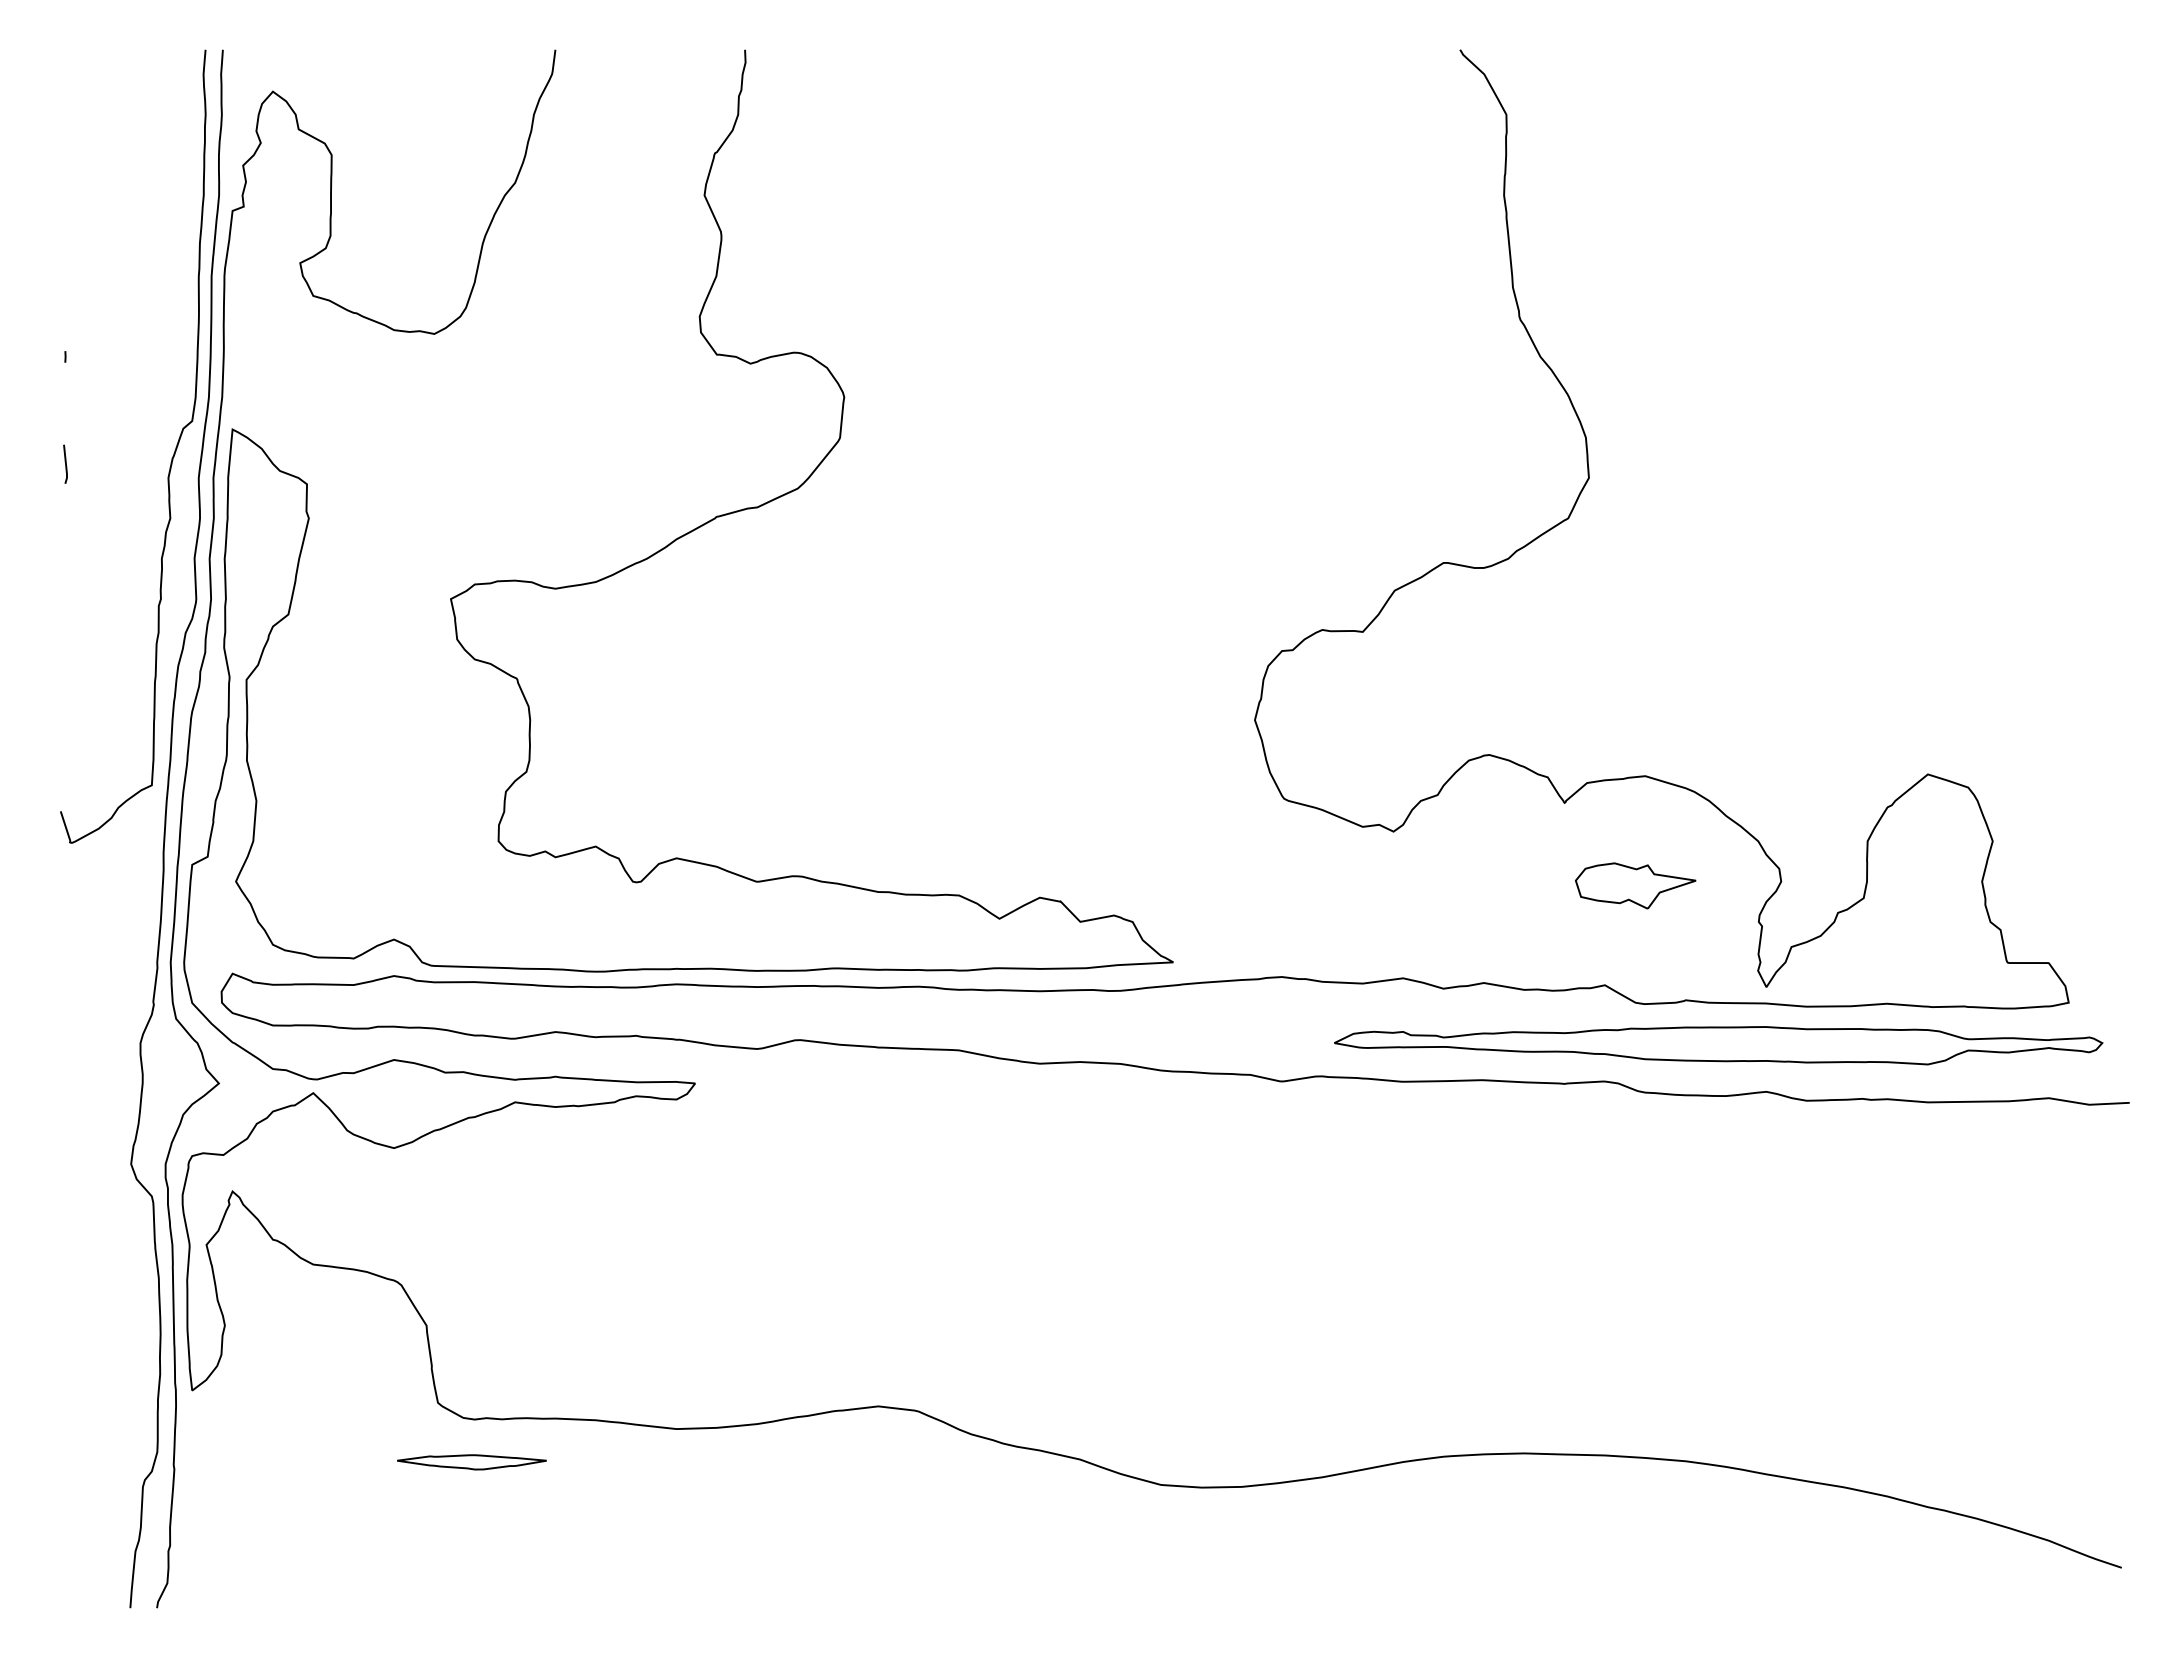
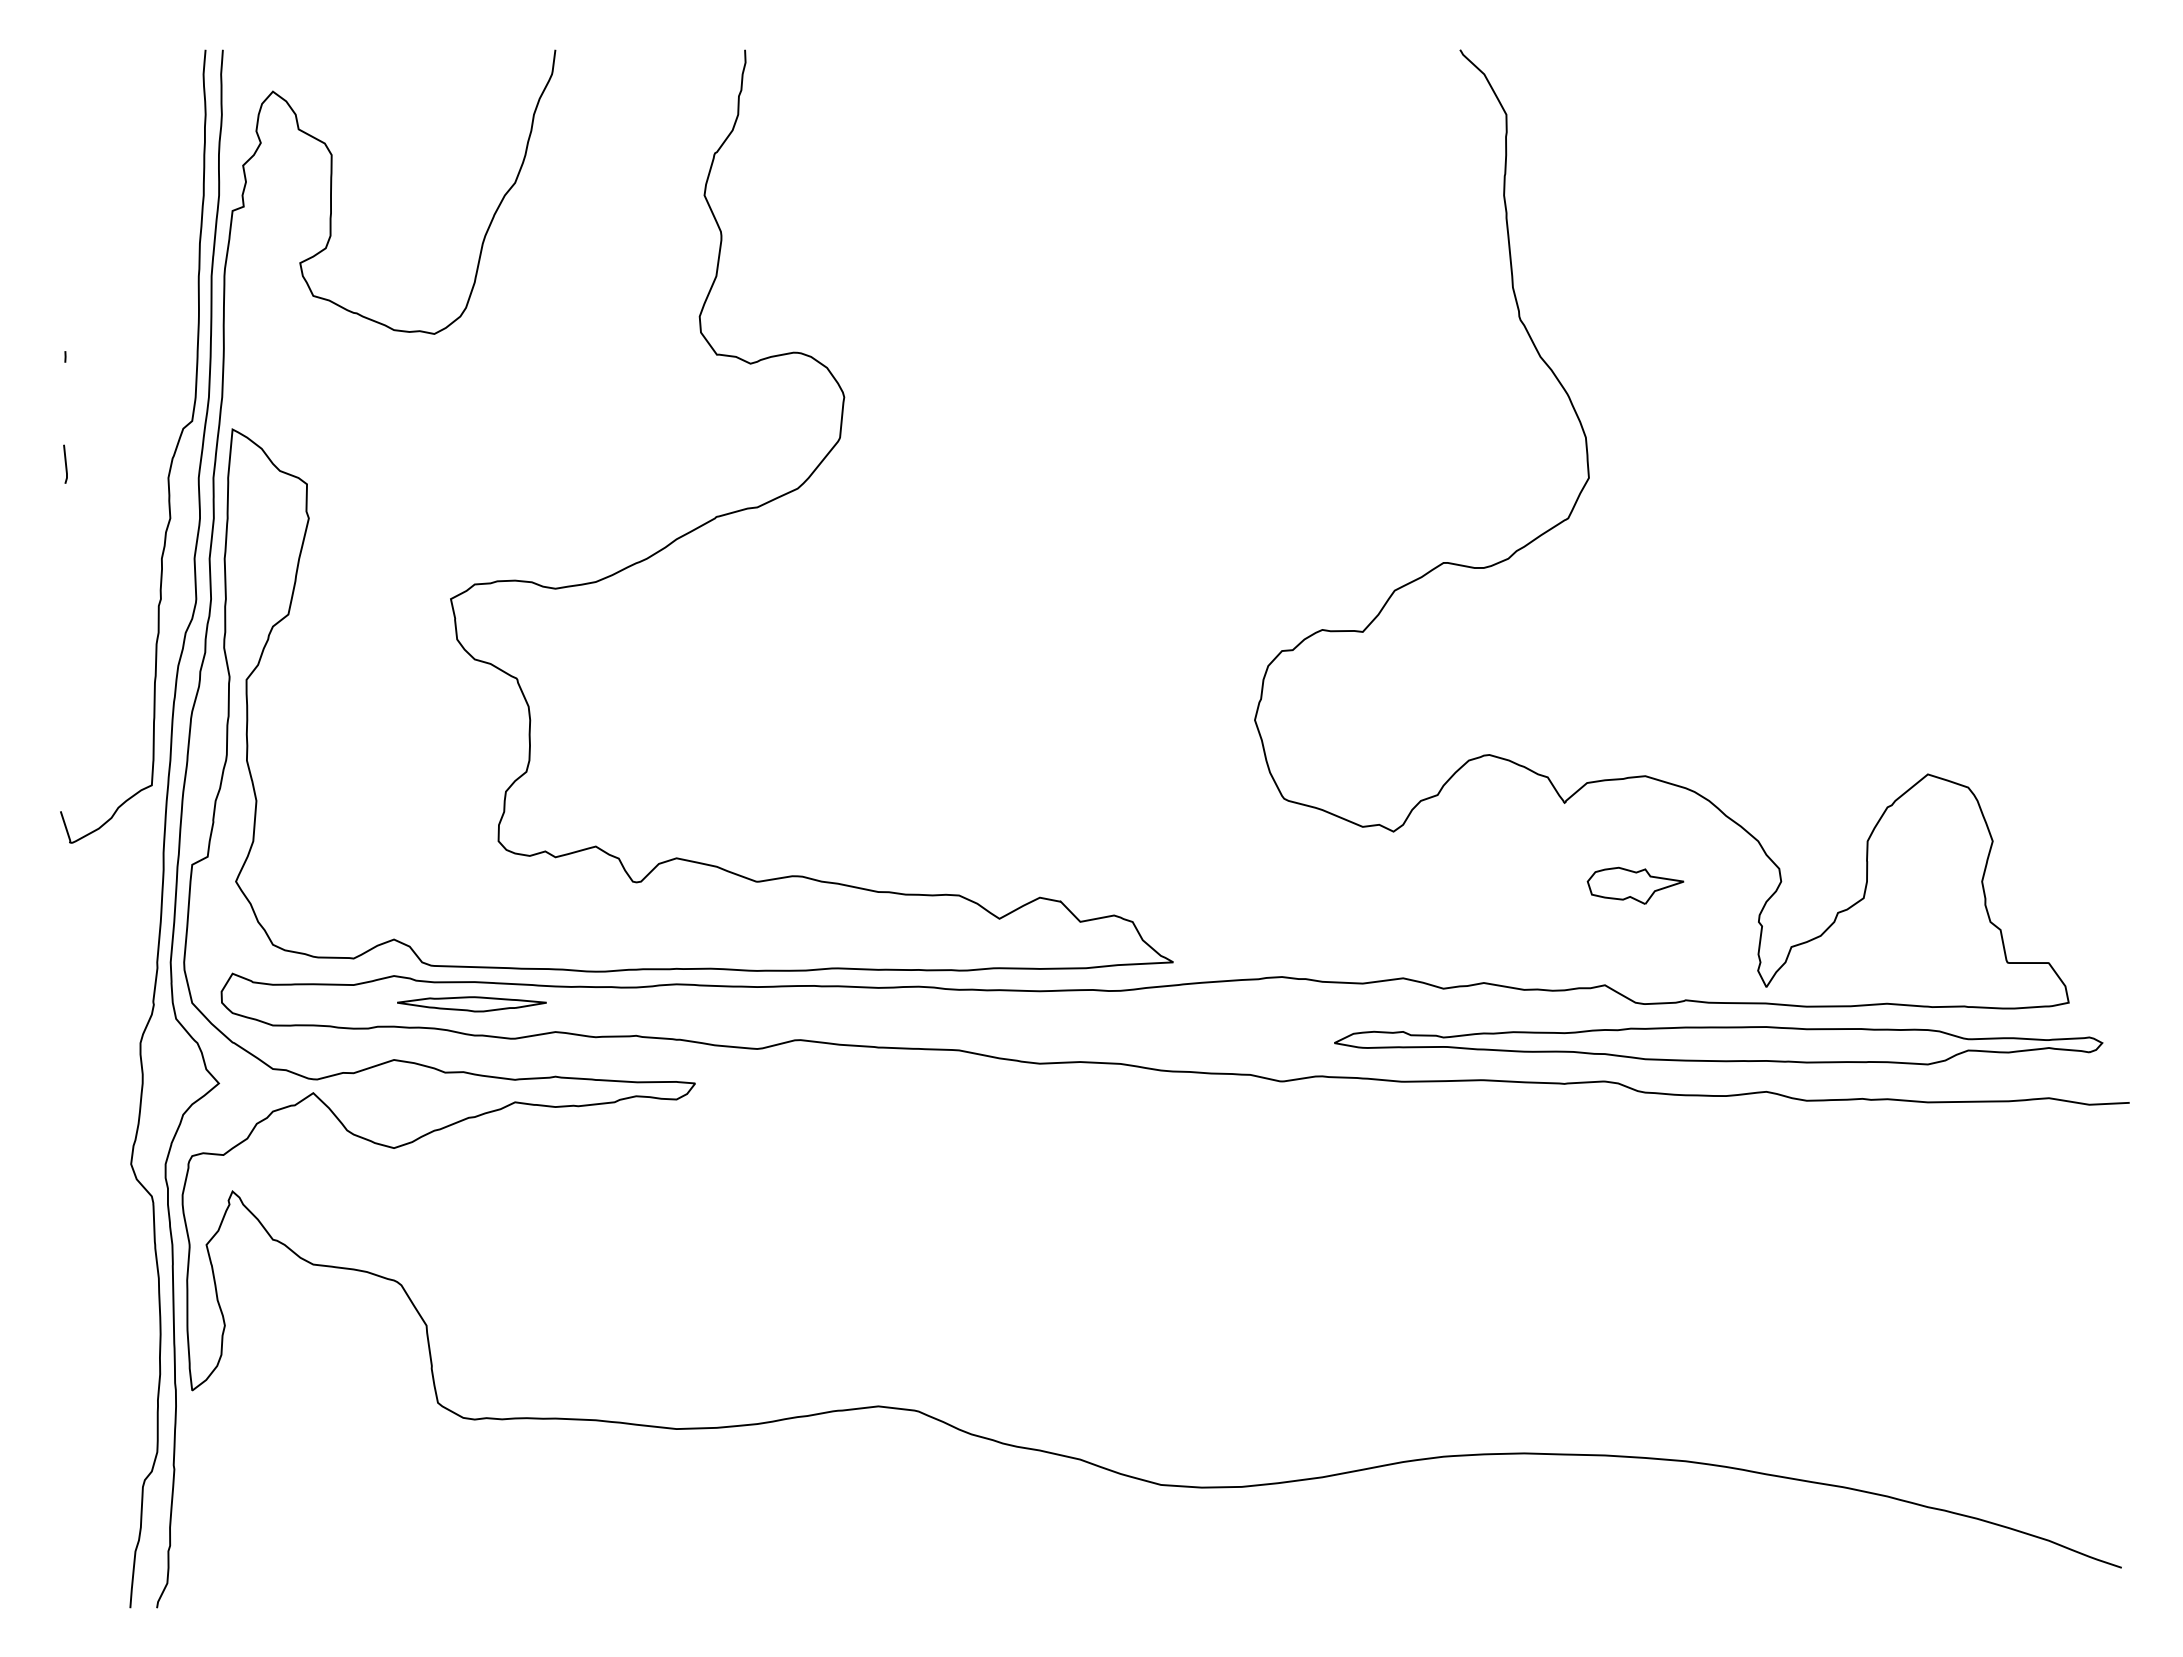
part size: 122x48 px -> 99x39 px (1635, 885)
part position: (471, 1462) -> (471, 1004) (471, 1004)
